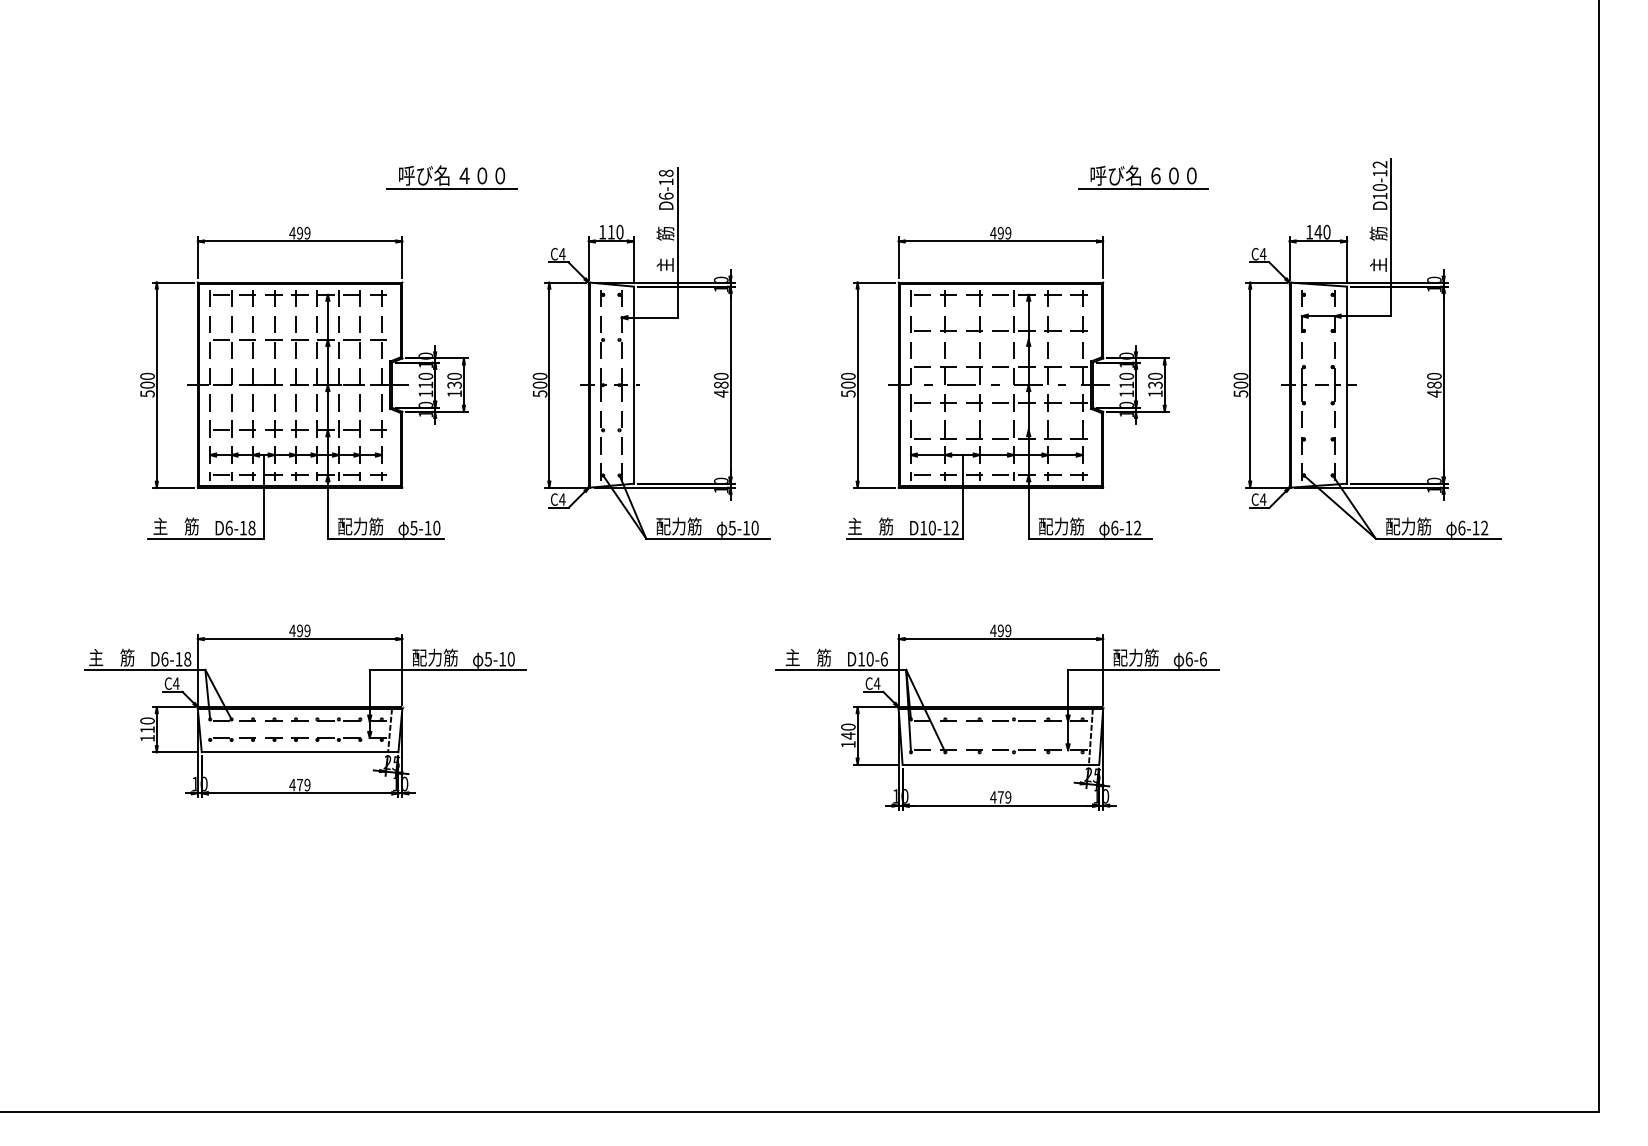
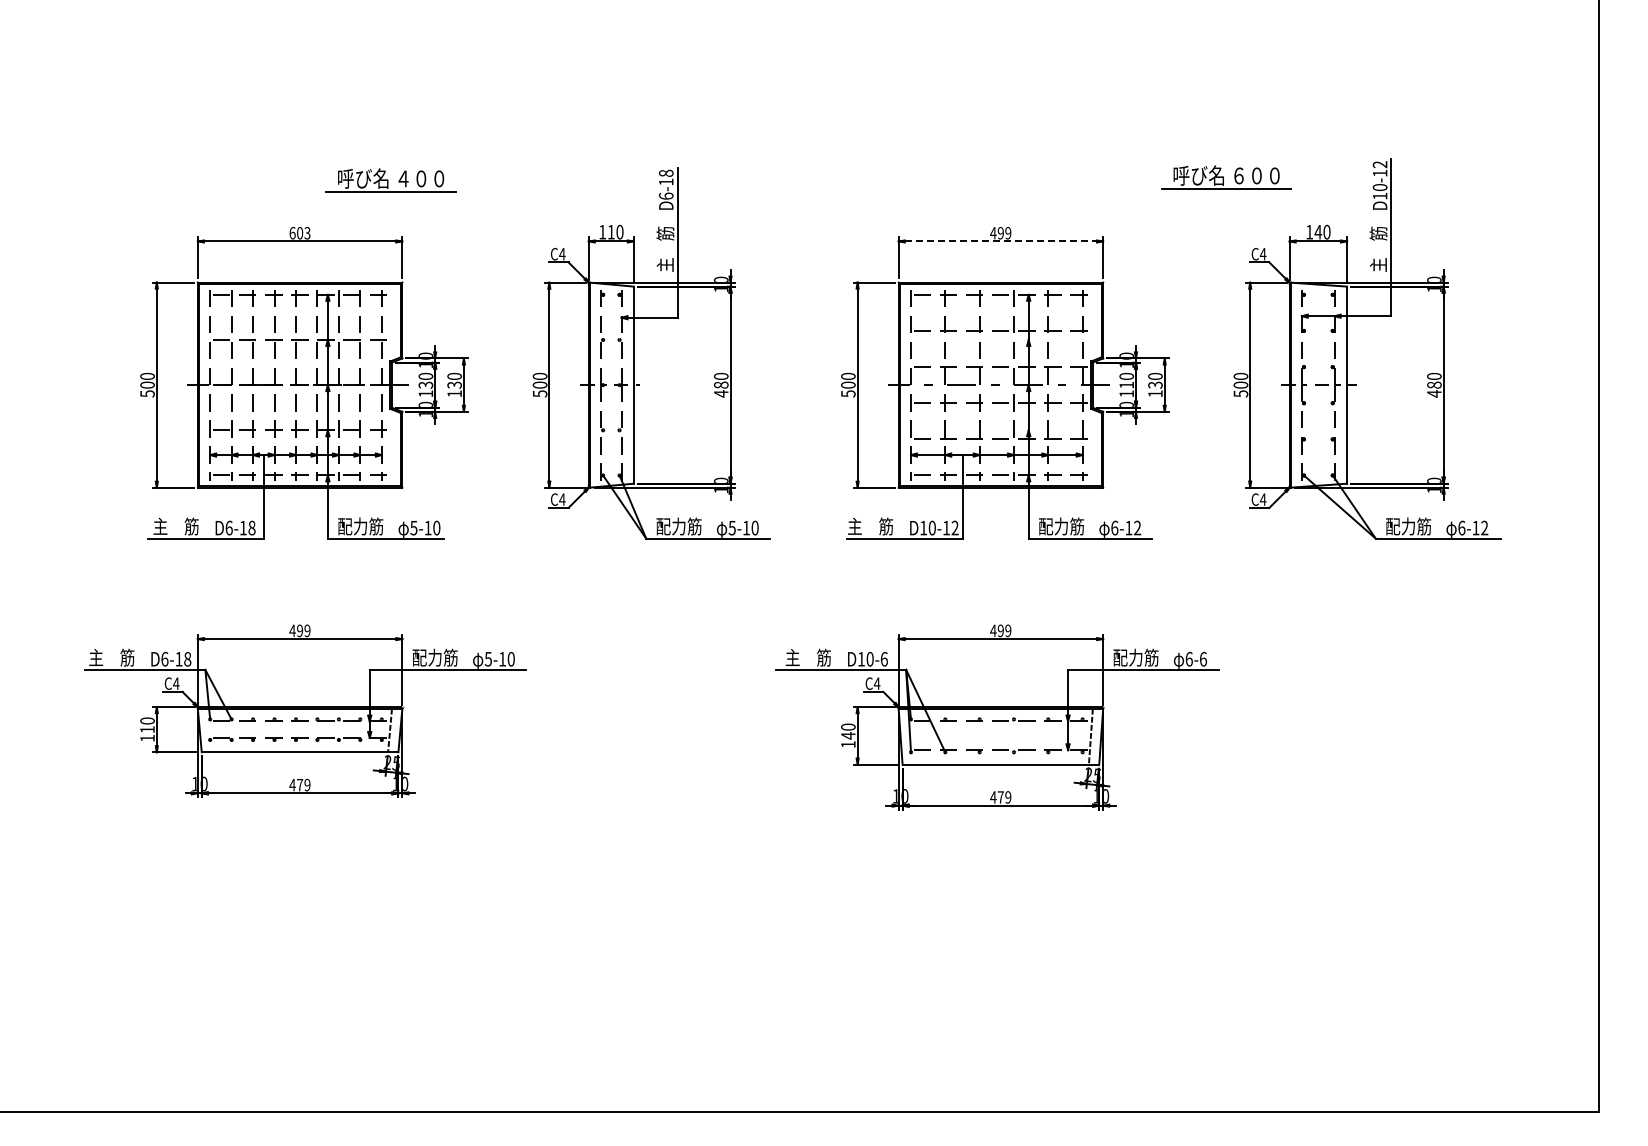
part position: (451, 177) -> (390, 180) (390, 180)
part position: (1143, 177) -> (1226, 177) (1226, 177)
text: 499 -> 603 (299, 233)
line: solid -> dashed (1001, 241)
text: 110 -> 130 (425, 384)
